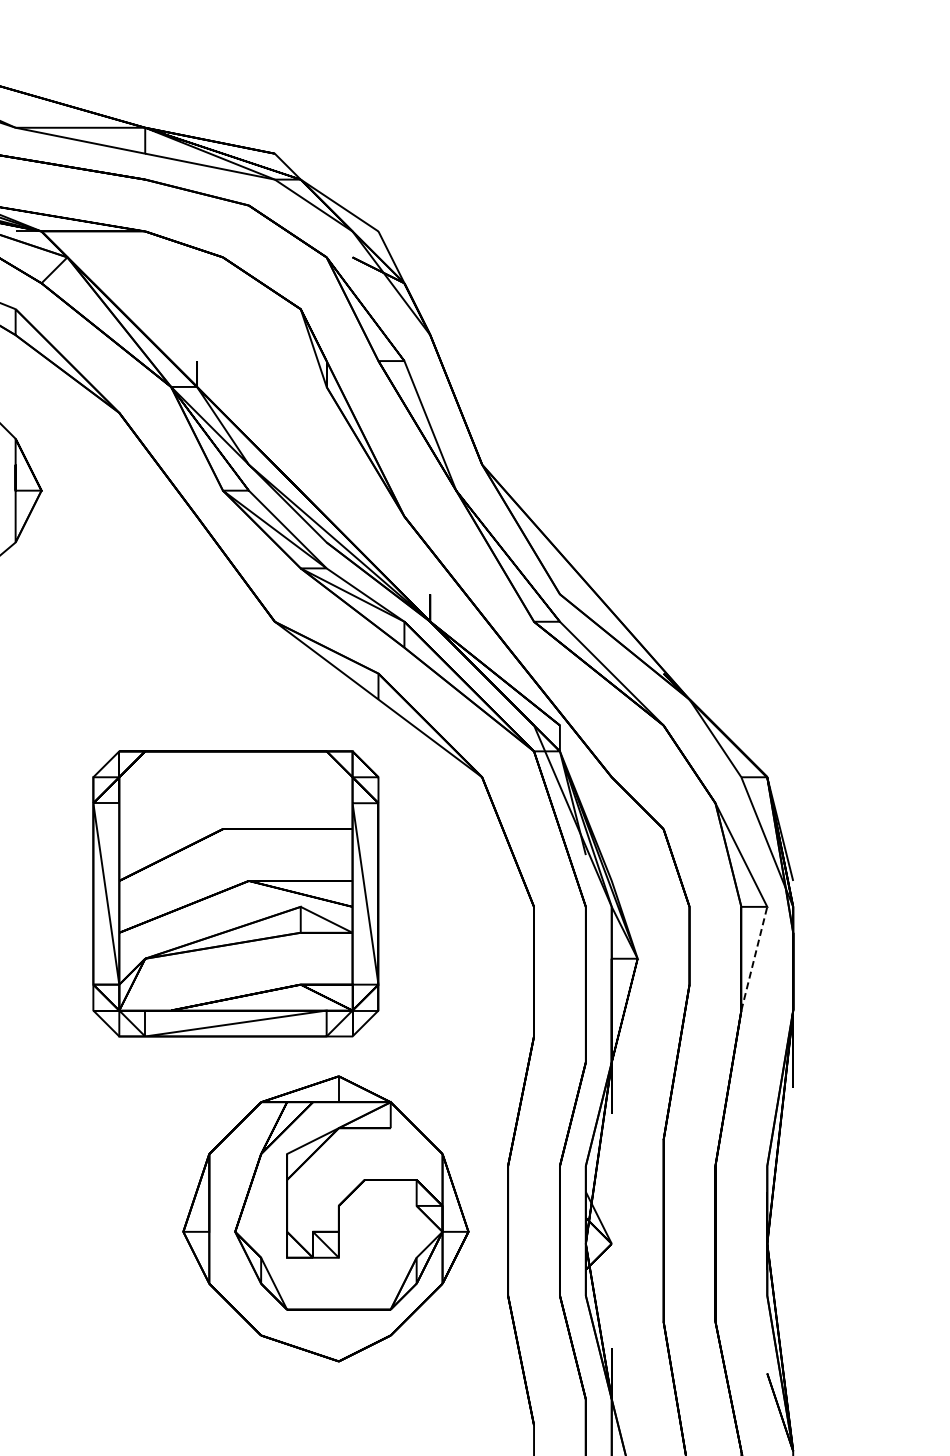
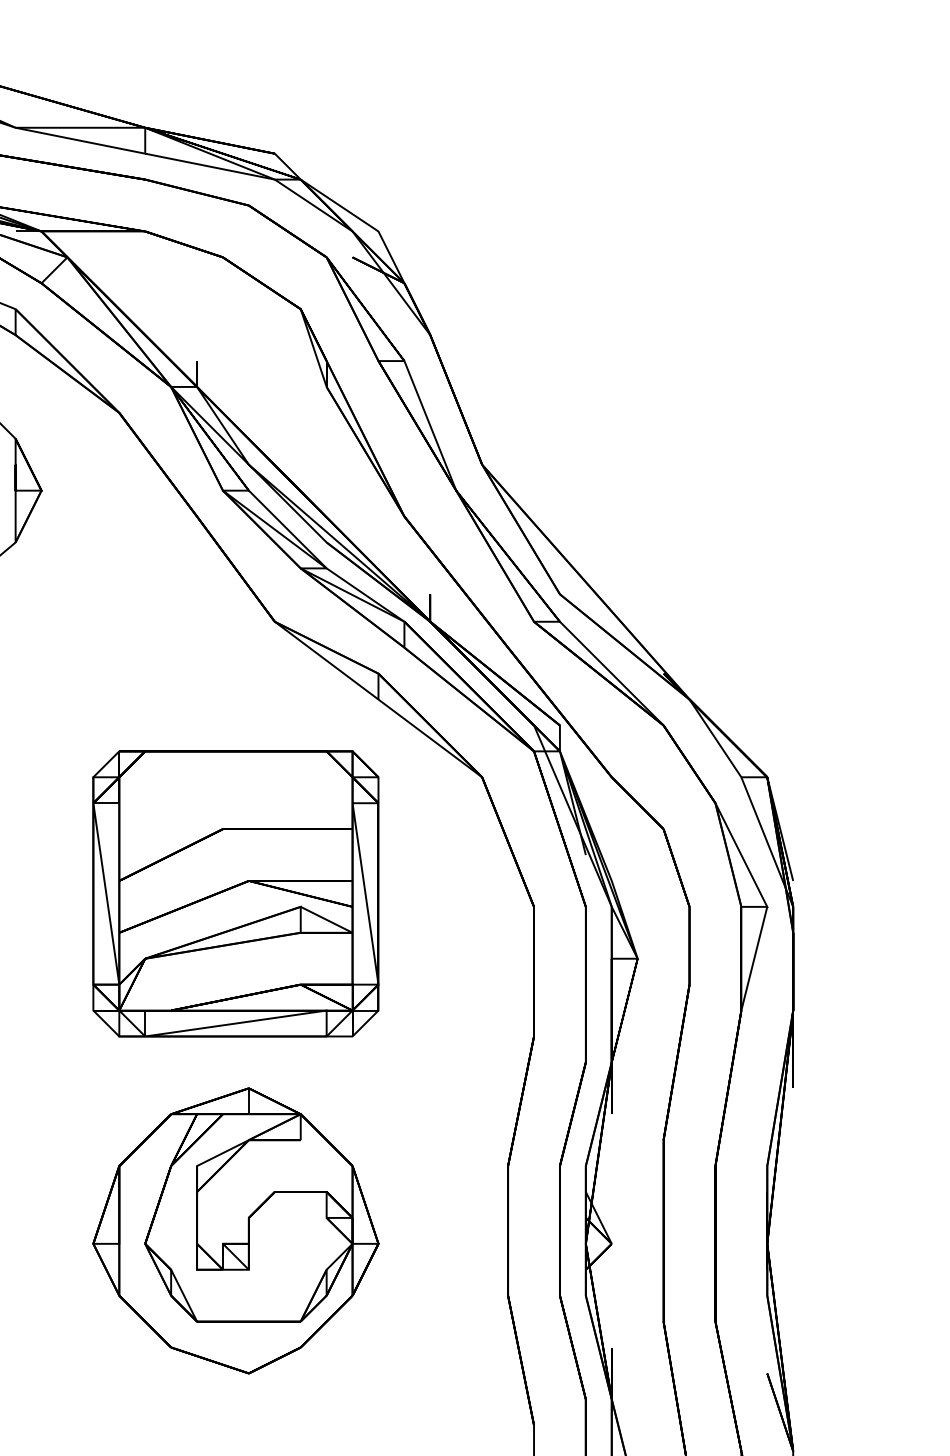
line: dashed -> solid (754, 958)
part position: (325, 1218) -> (235, 1230) (235, 1230)
